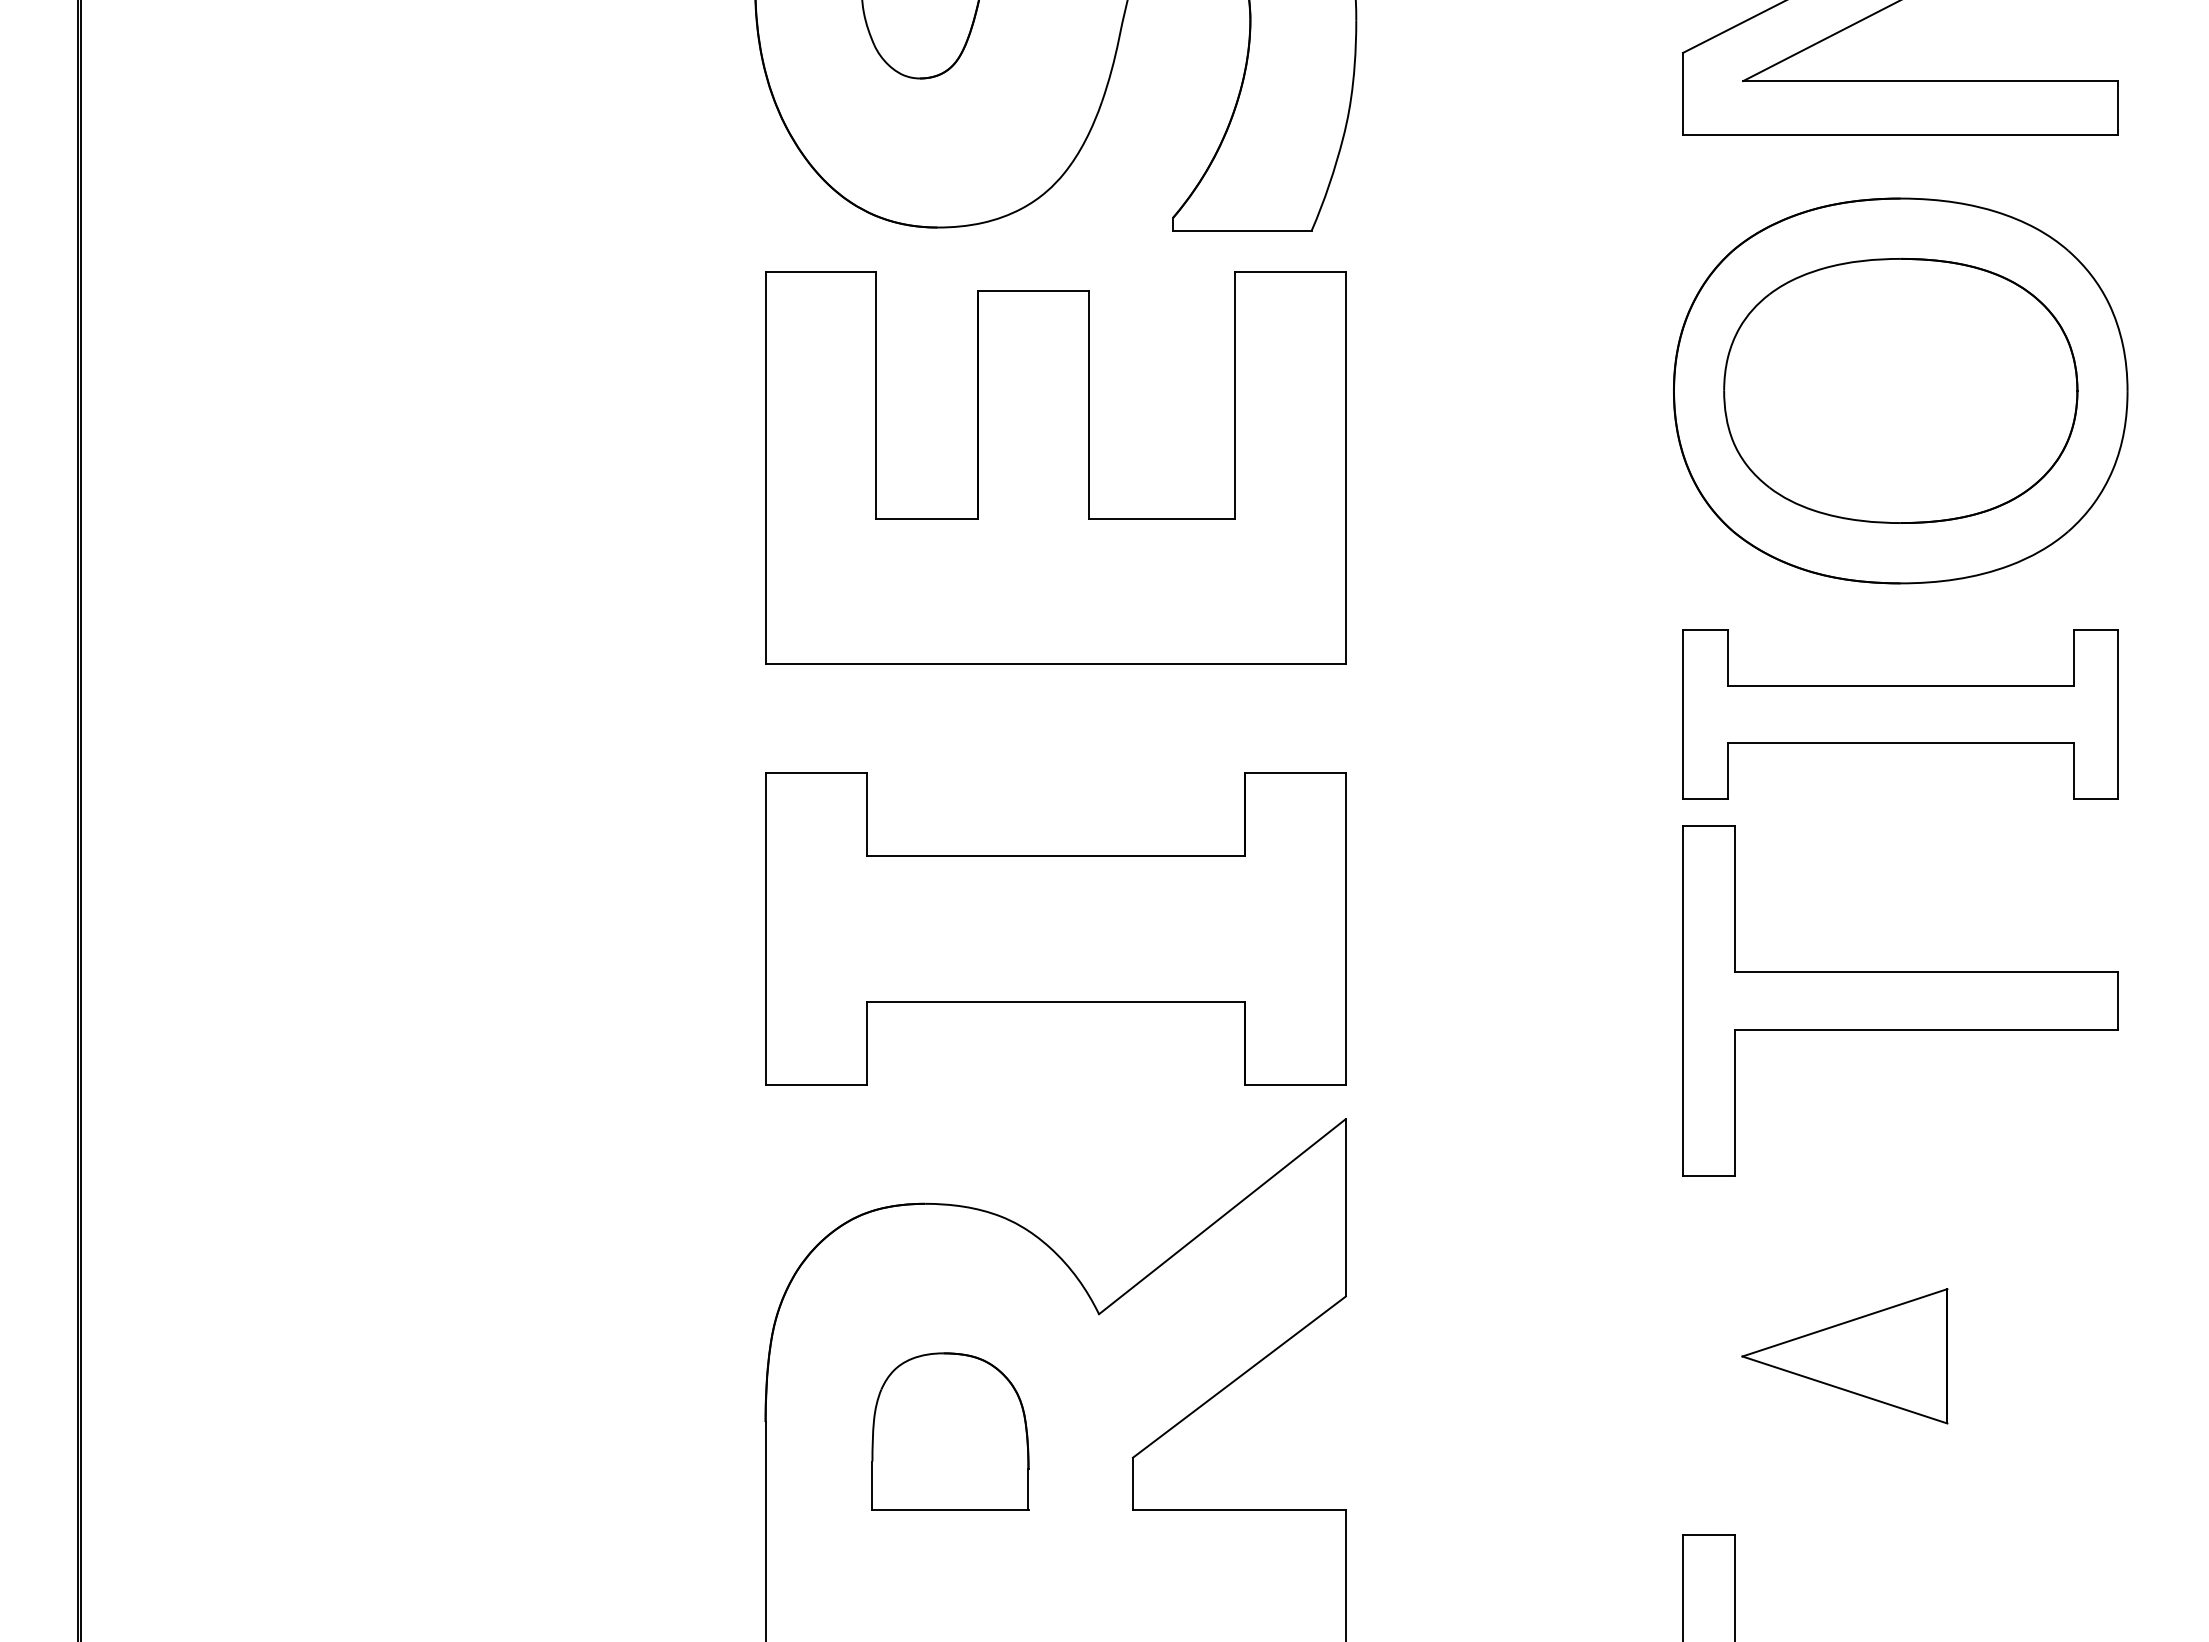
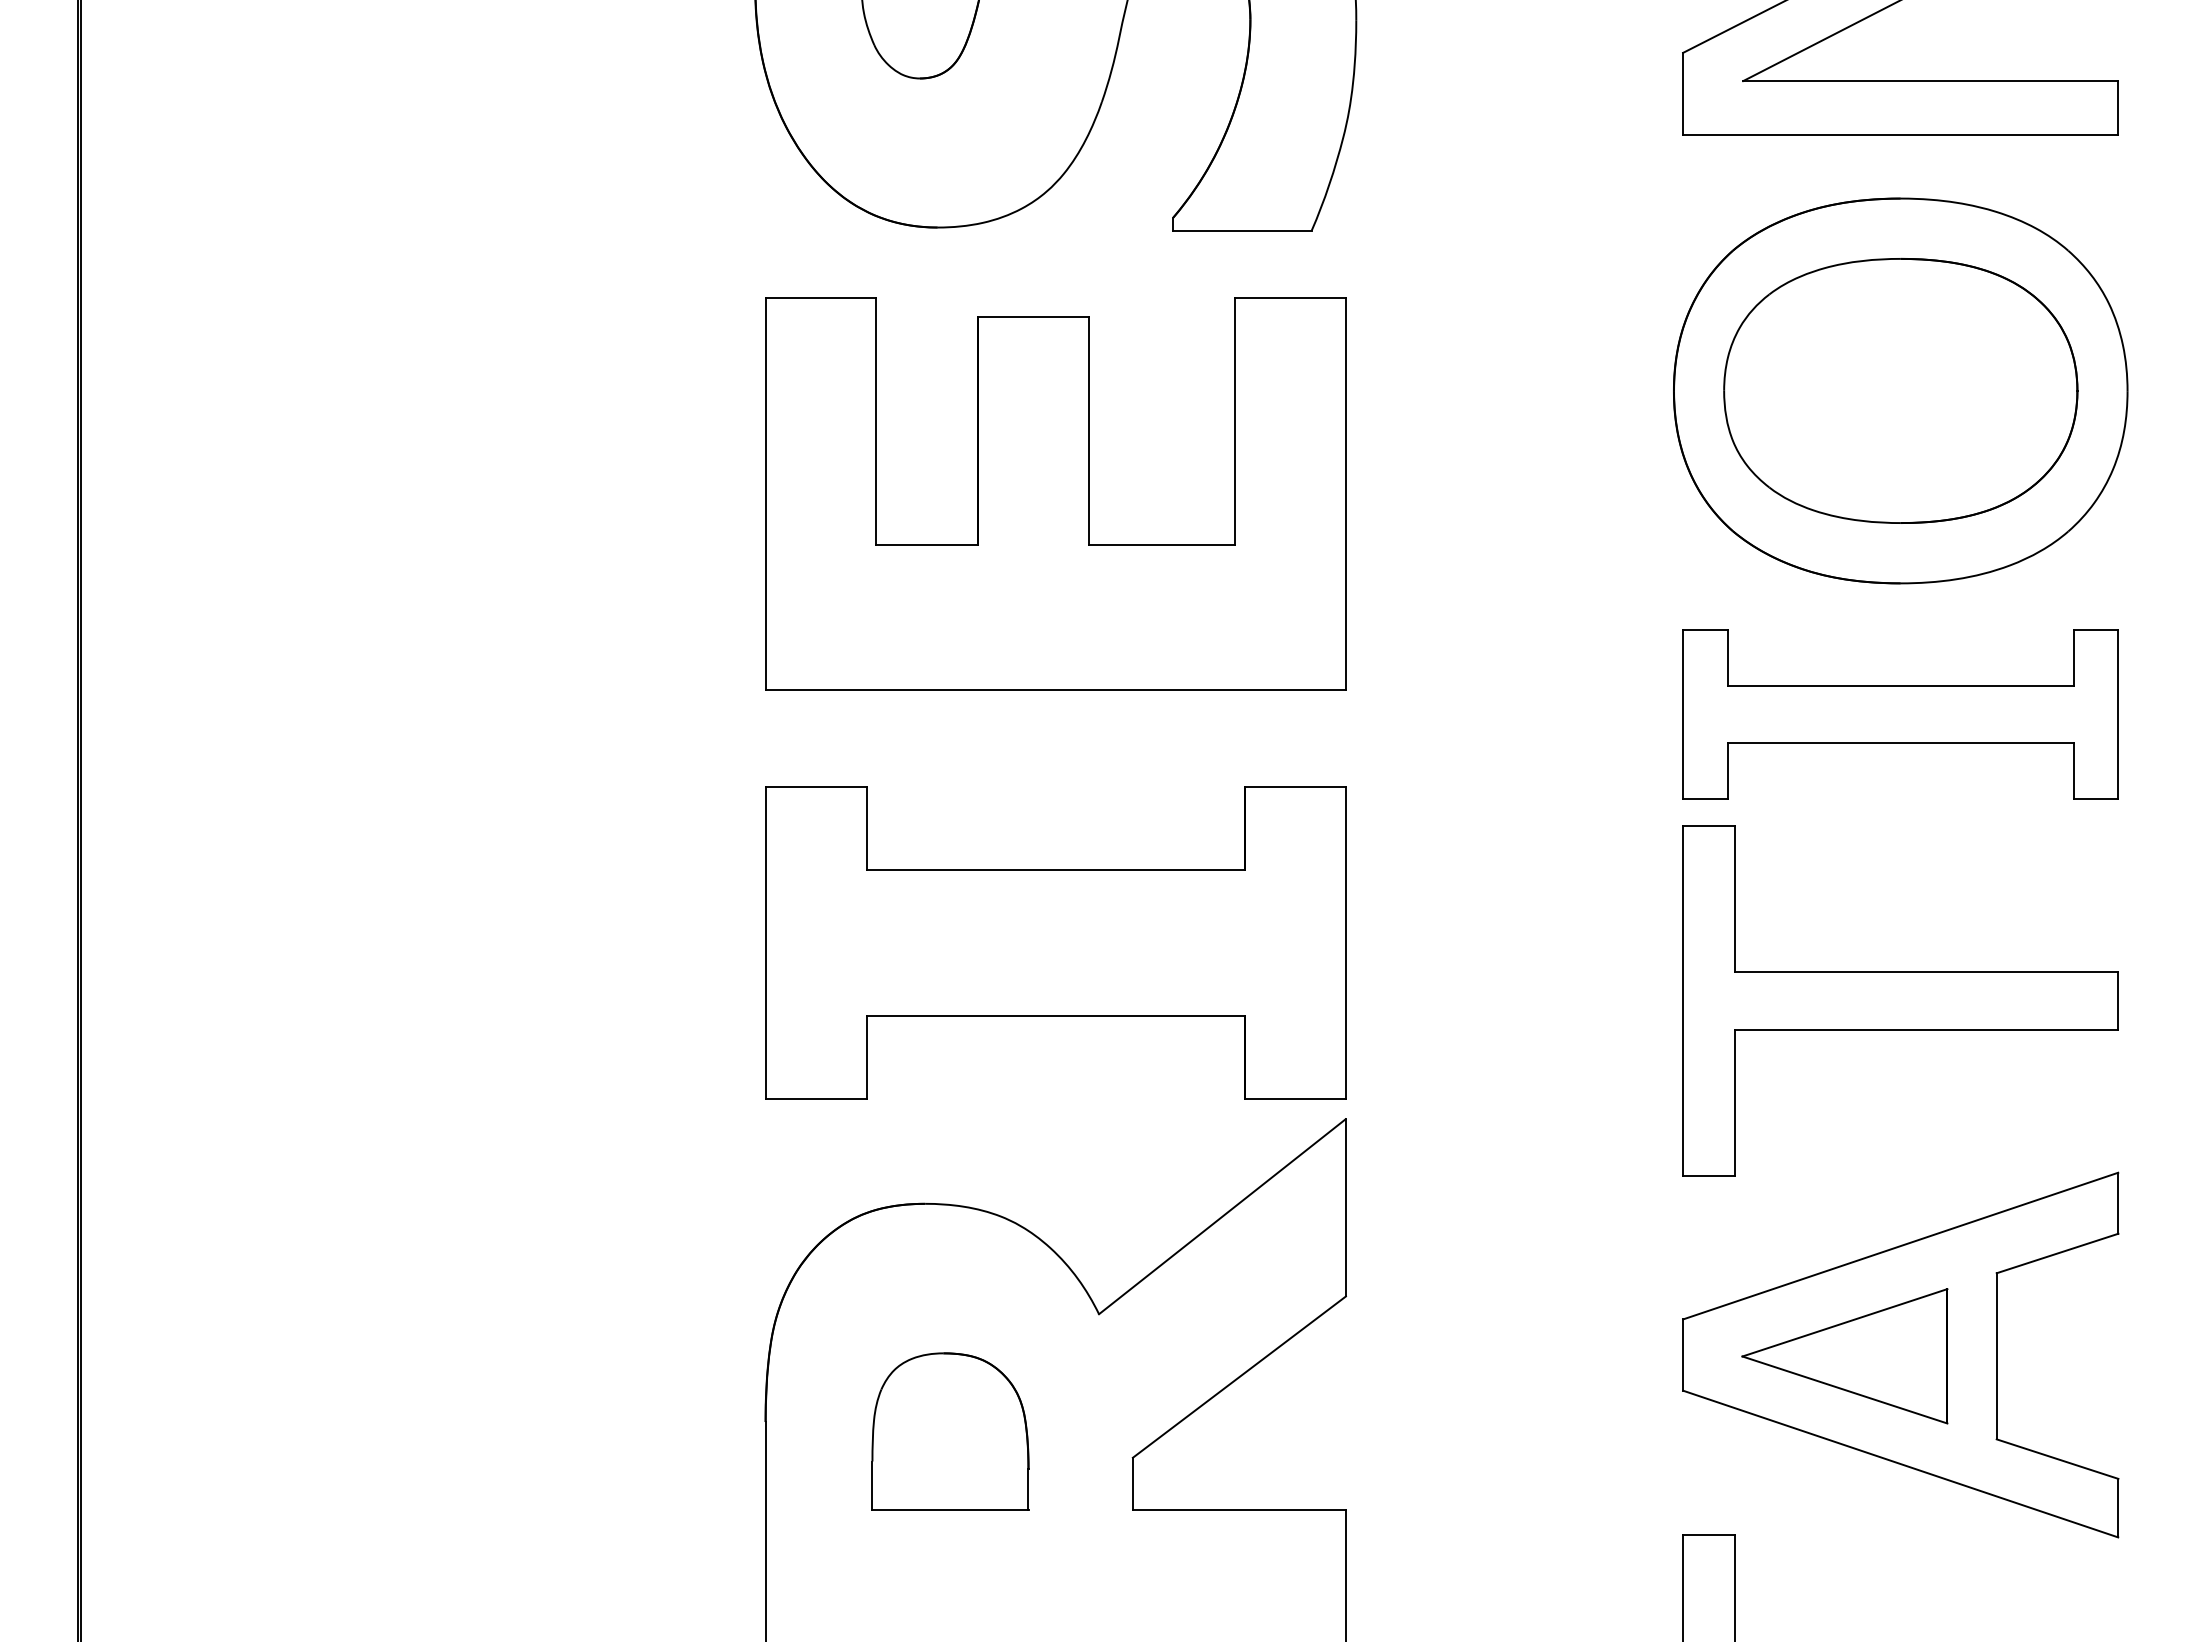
part position: (1055, 467) -> (1055, 493) (1055, 493)
part position: (1055, 928) -> (1055, 942) (1055, 942)
part: none -> present (1900, 1354)
